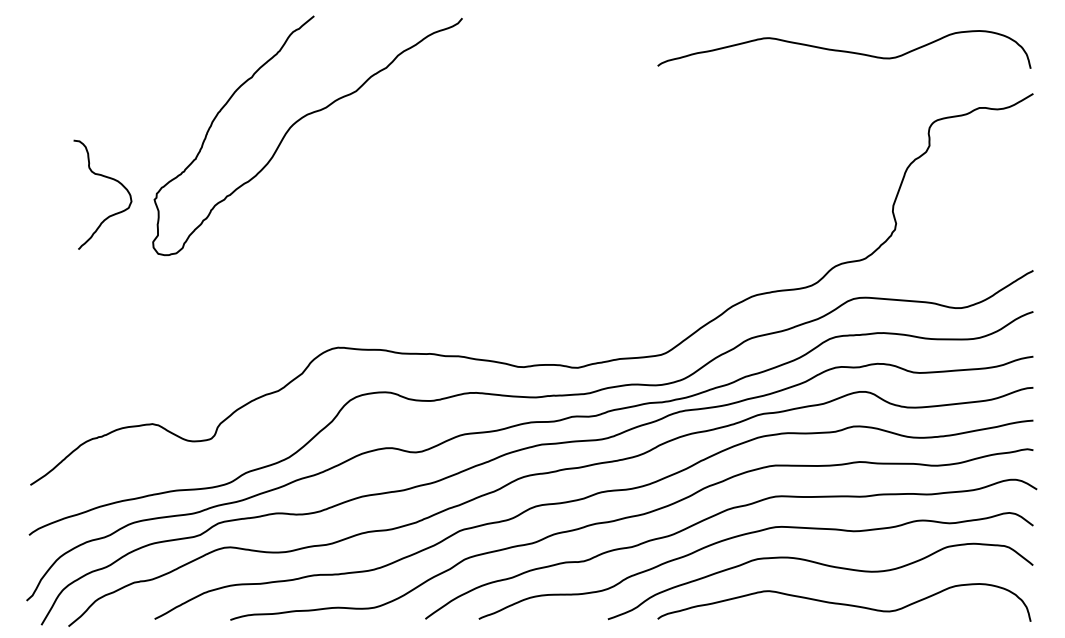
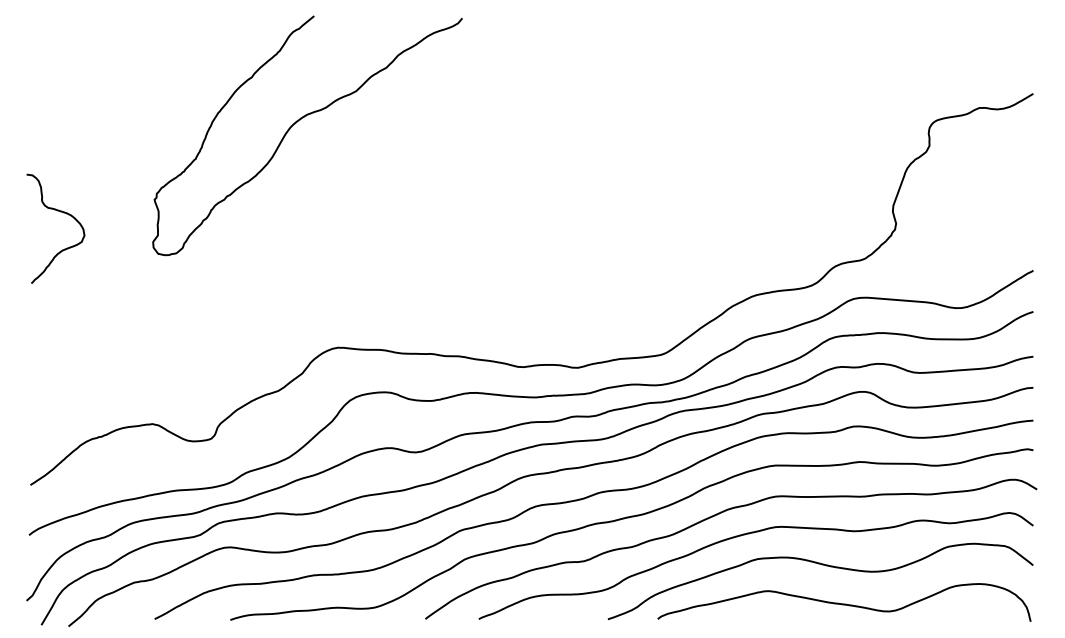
curve: present -> none (844, 50)
curve position: (107, 178) -> (60, 212) (60, 212)
